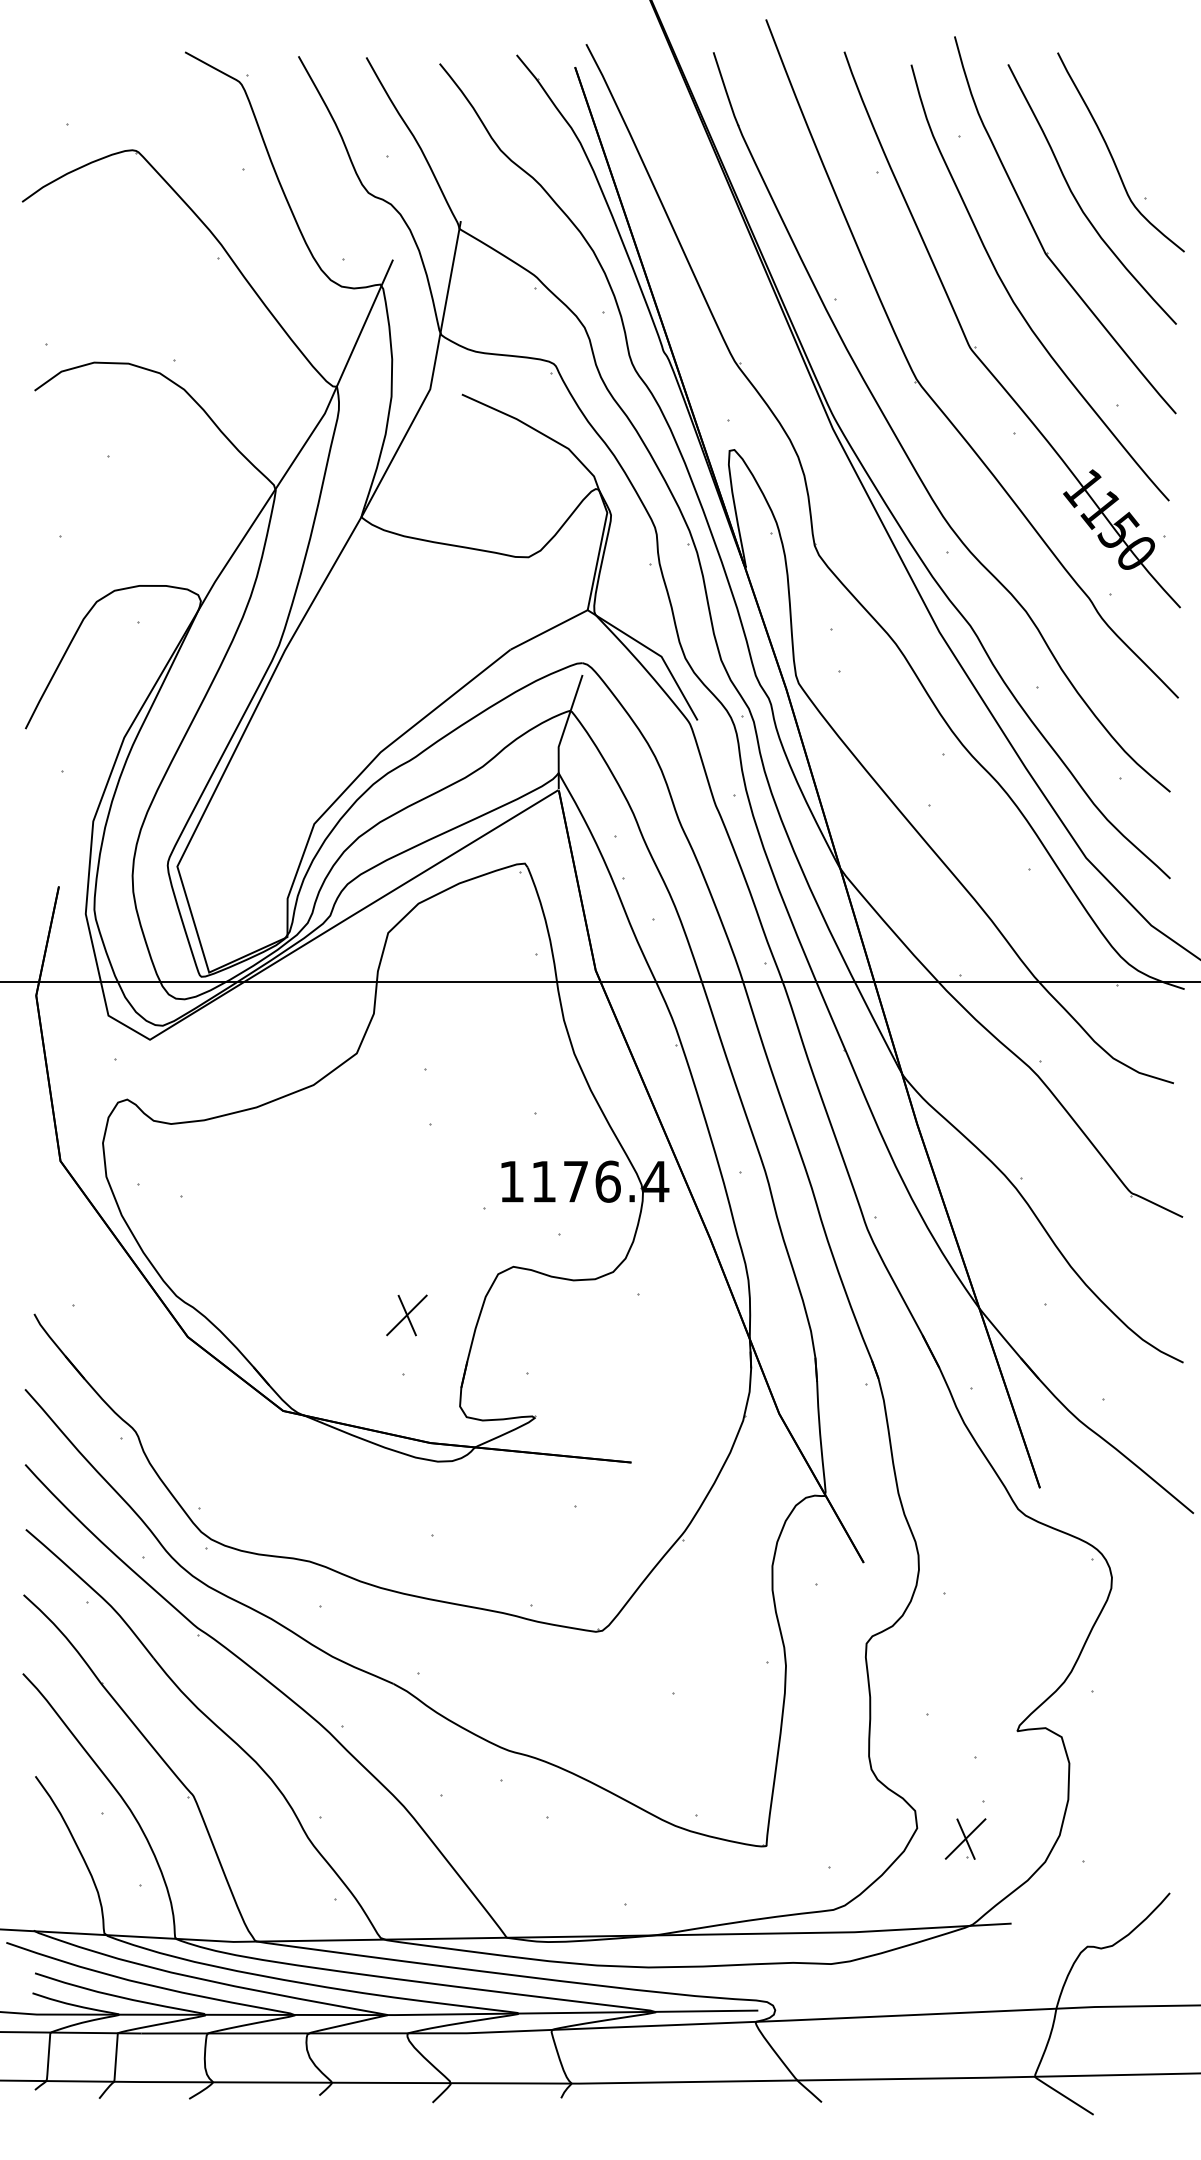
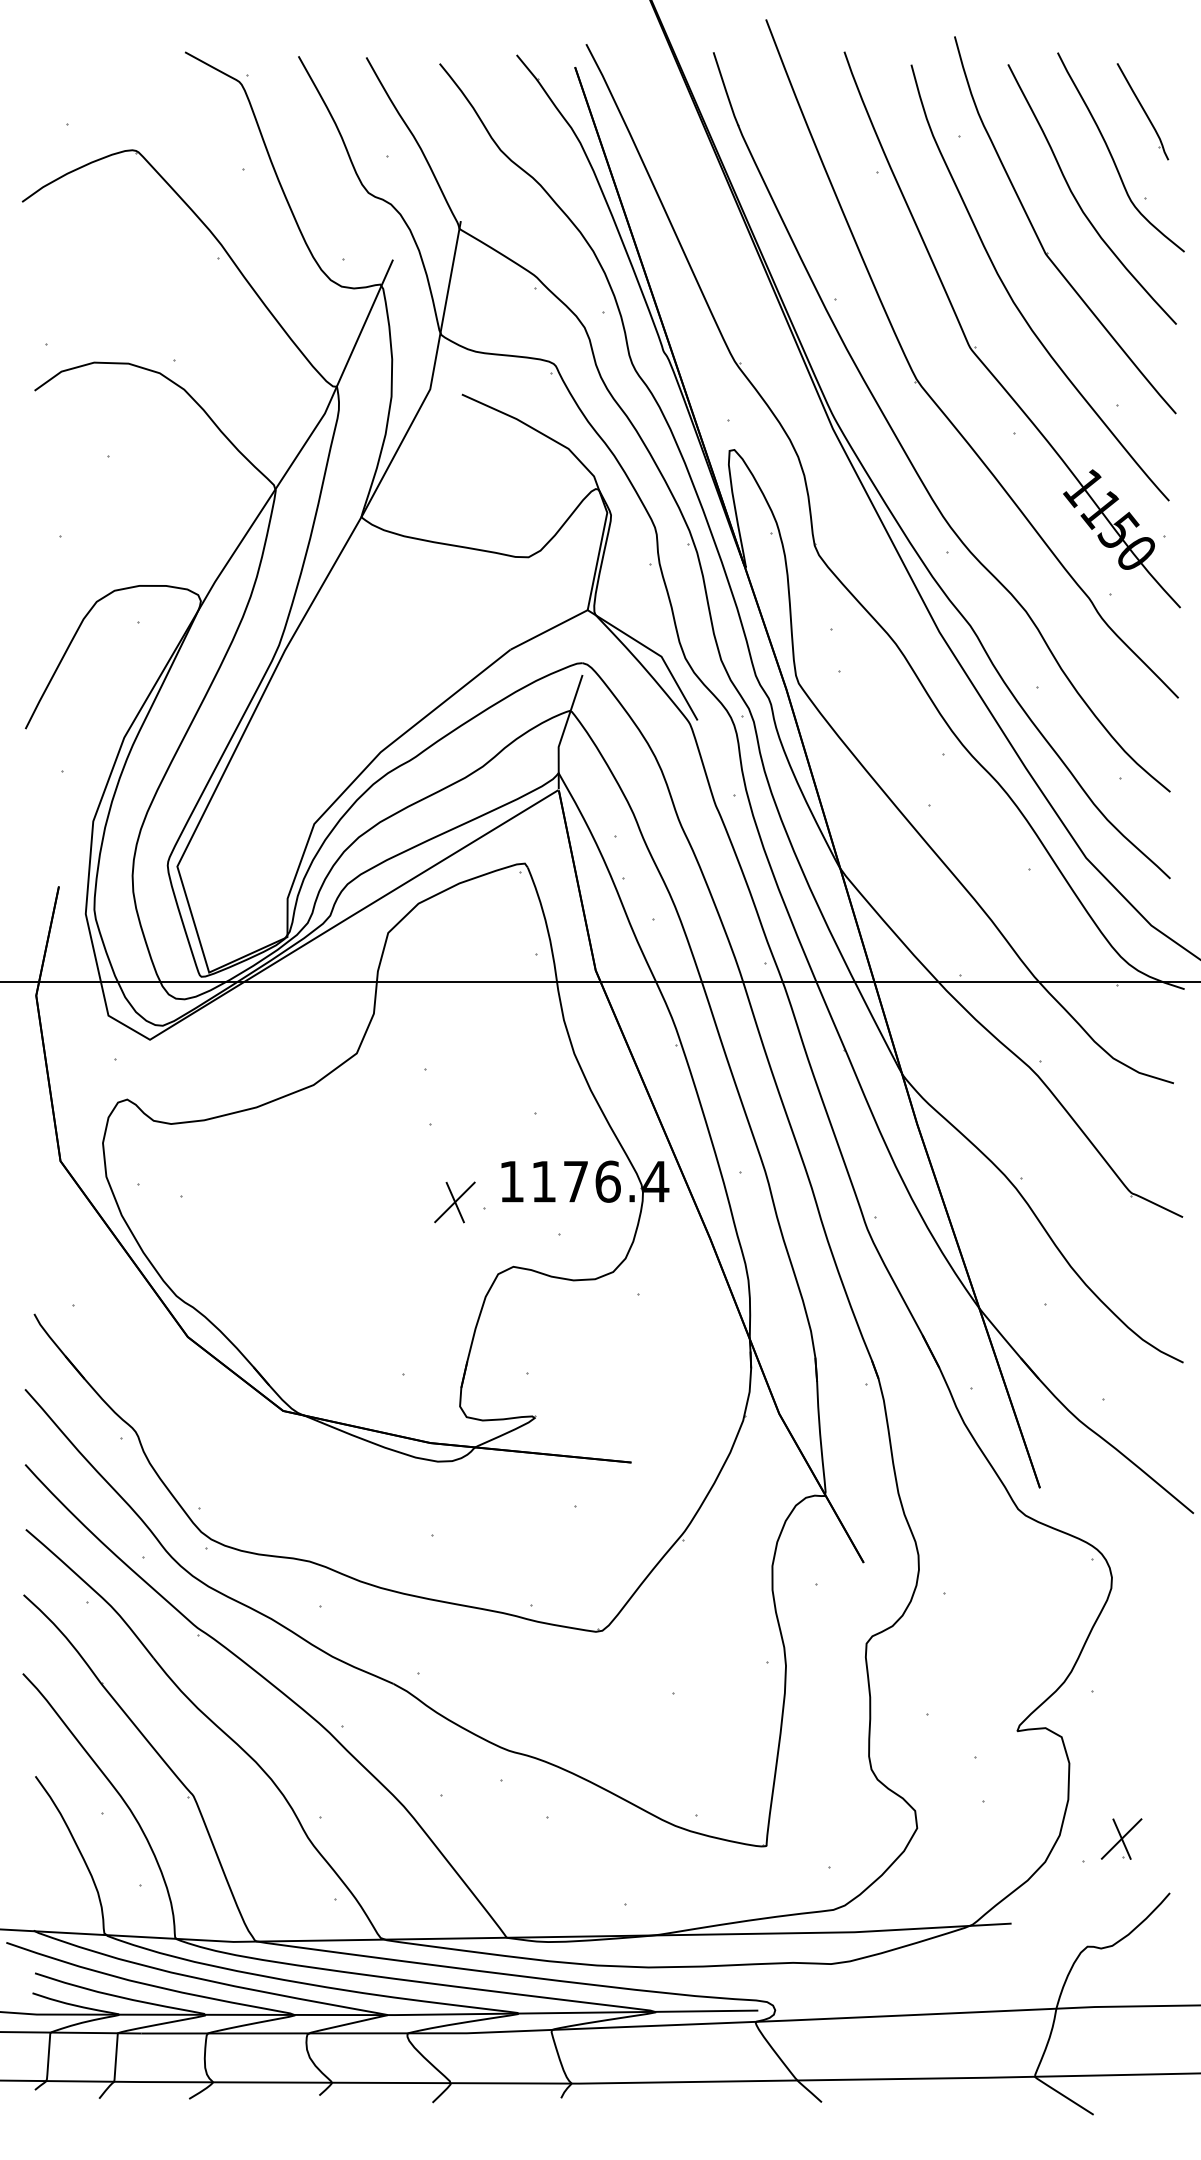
part: none -> present (1142, 111)
part position: (406, 1315) -> (454, 1202) (454, 1202)
part position: (965, 1838) -> (1121, 1838) (1121, 1838)
